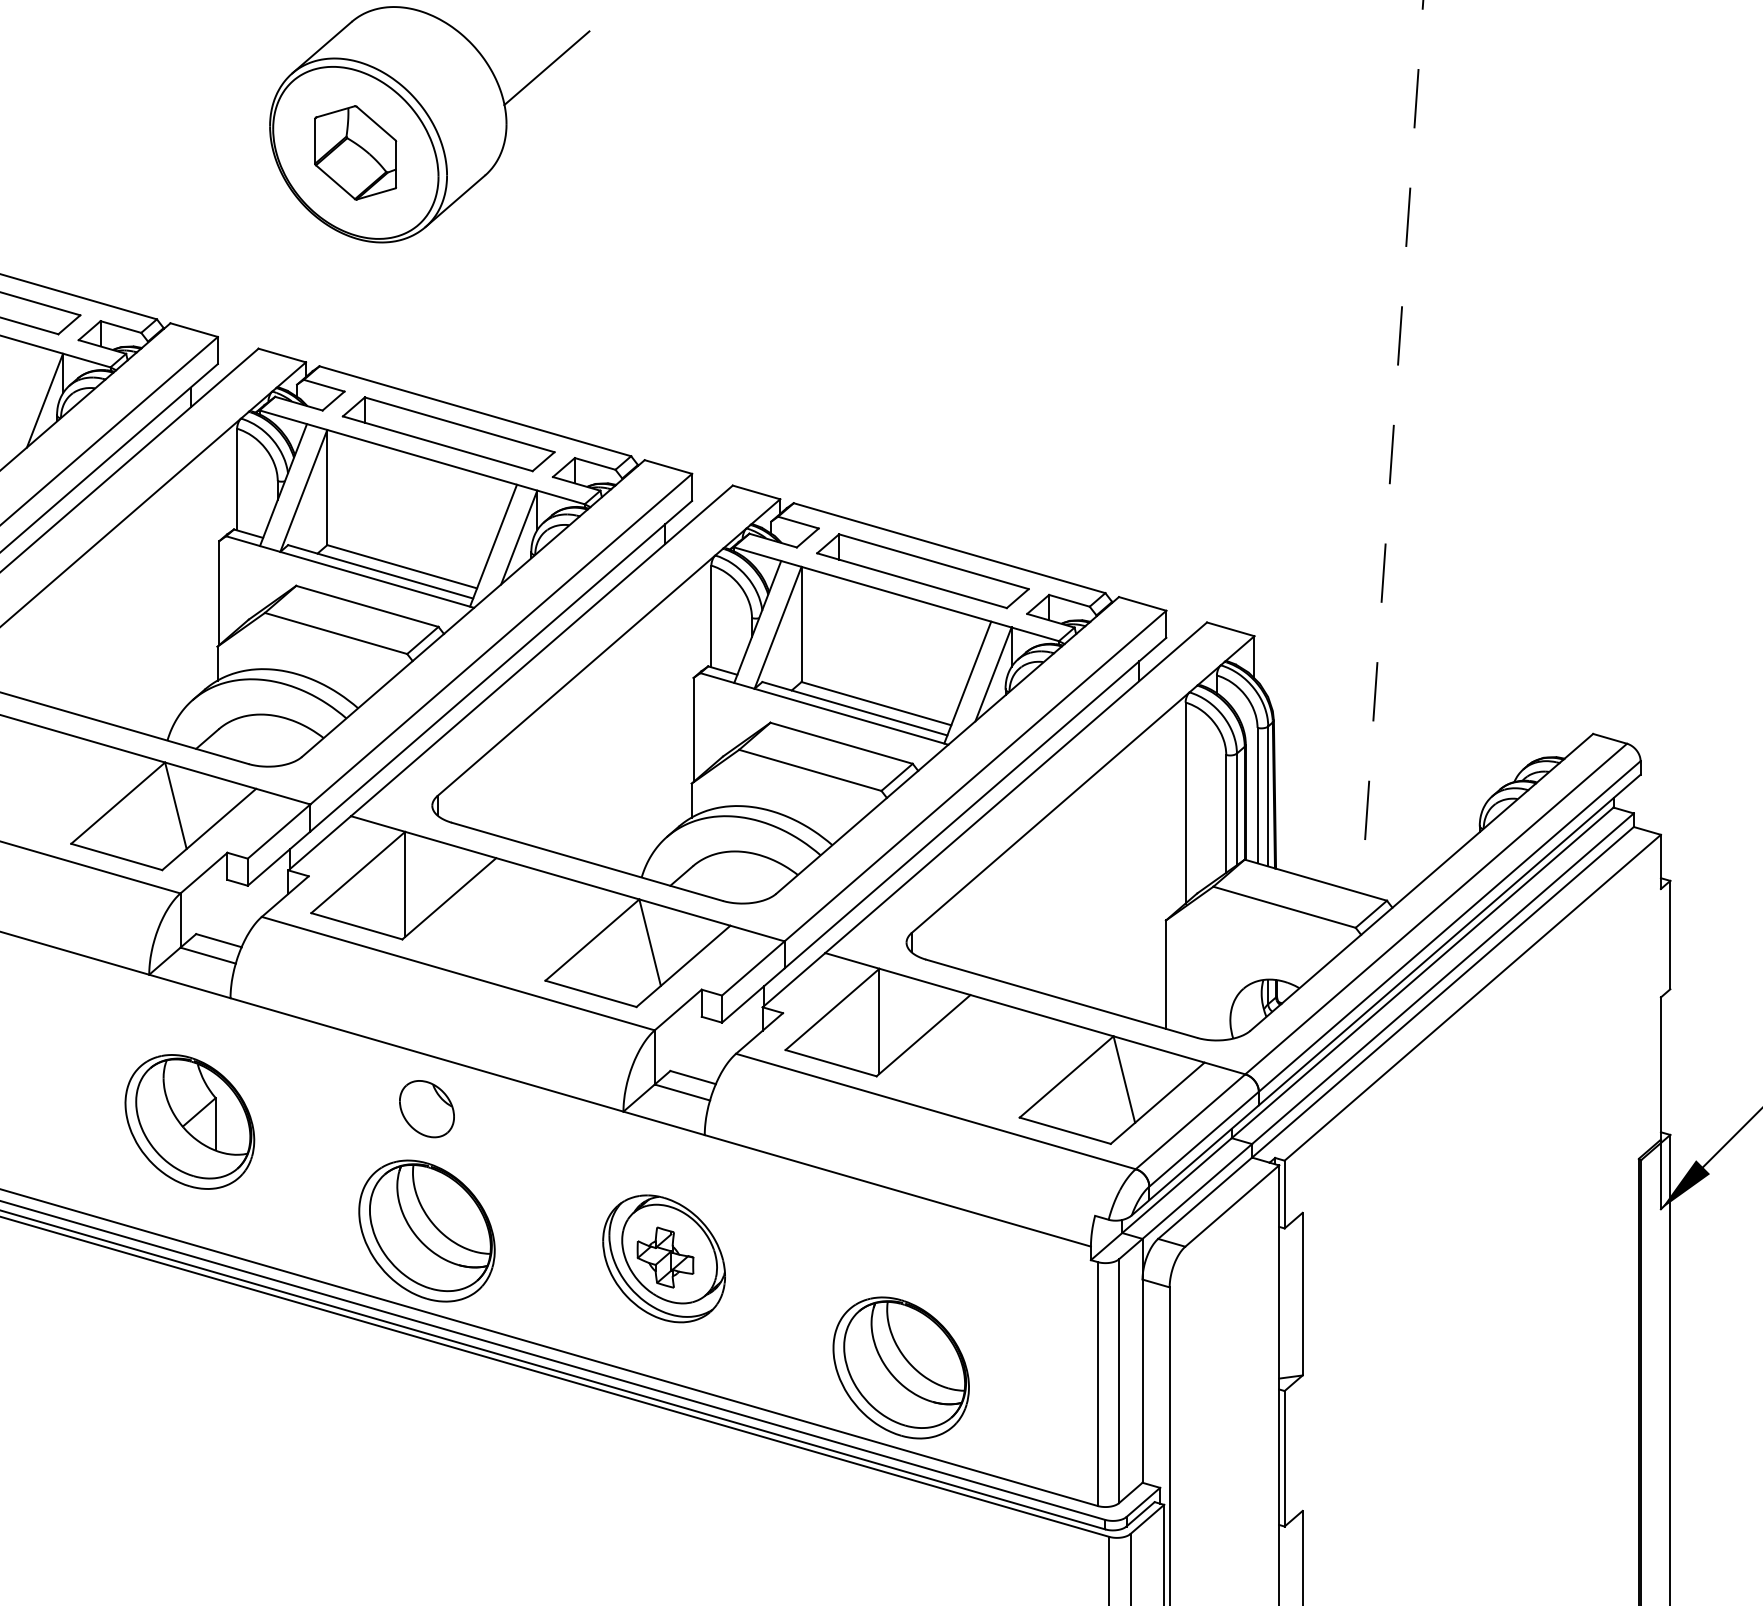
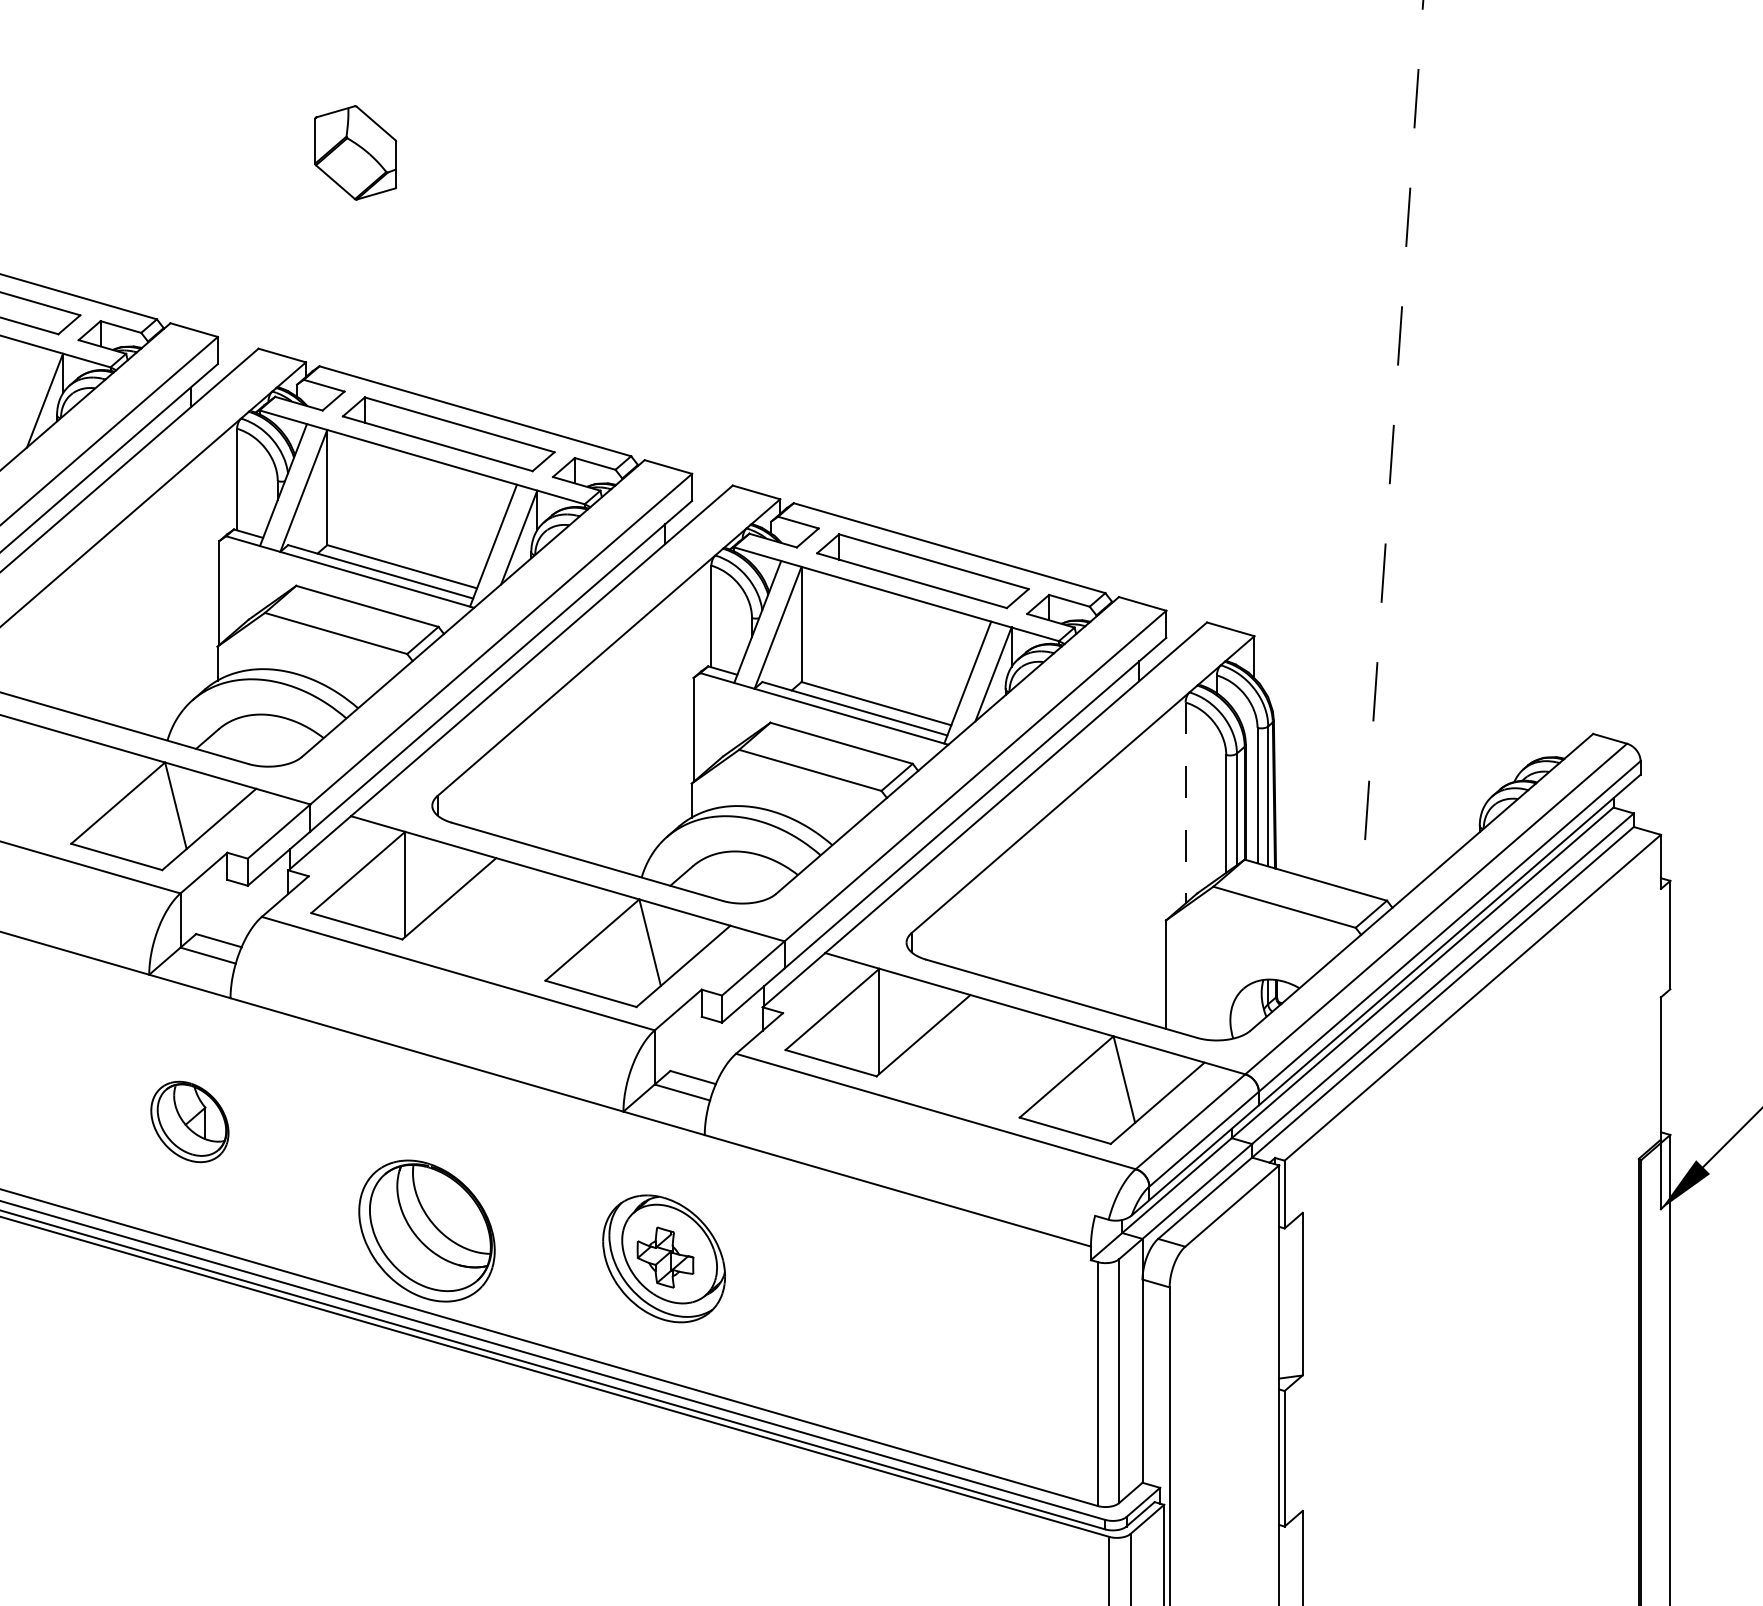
part: present -> none (429, 124)
line: solid -> dashed (1185, 803)
part: present -> none (426, 1109)
part size: 132x136 px -> 80x84 px (189, 1121)
part: present -> none (900, 1367)
